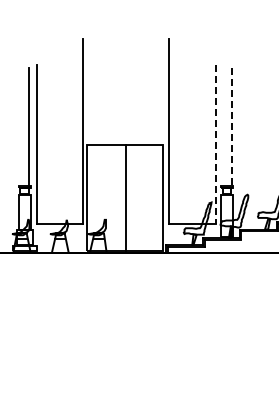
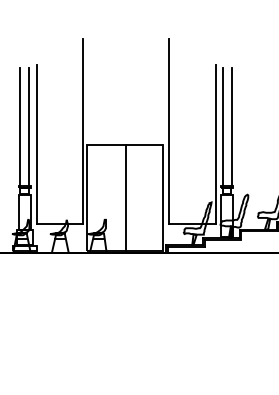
line: none -> present (19, 126)
line: none -> present (222, 126)
line: dashed -> solid (231, 127)
line: dashed -> solid (216, 145)
